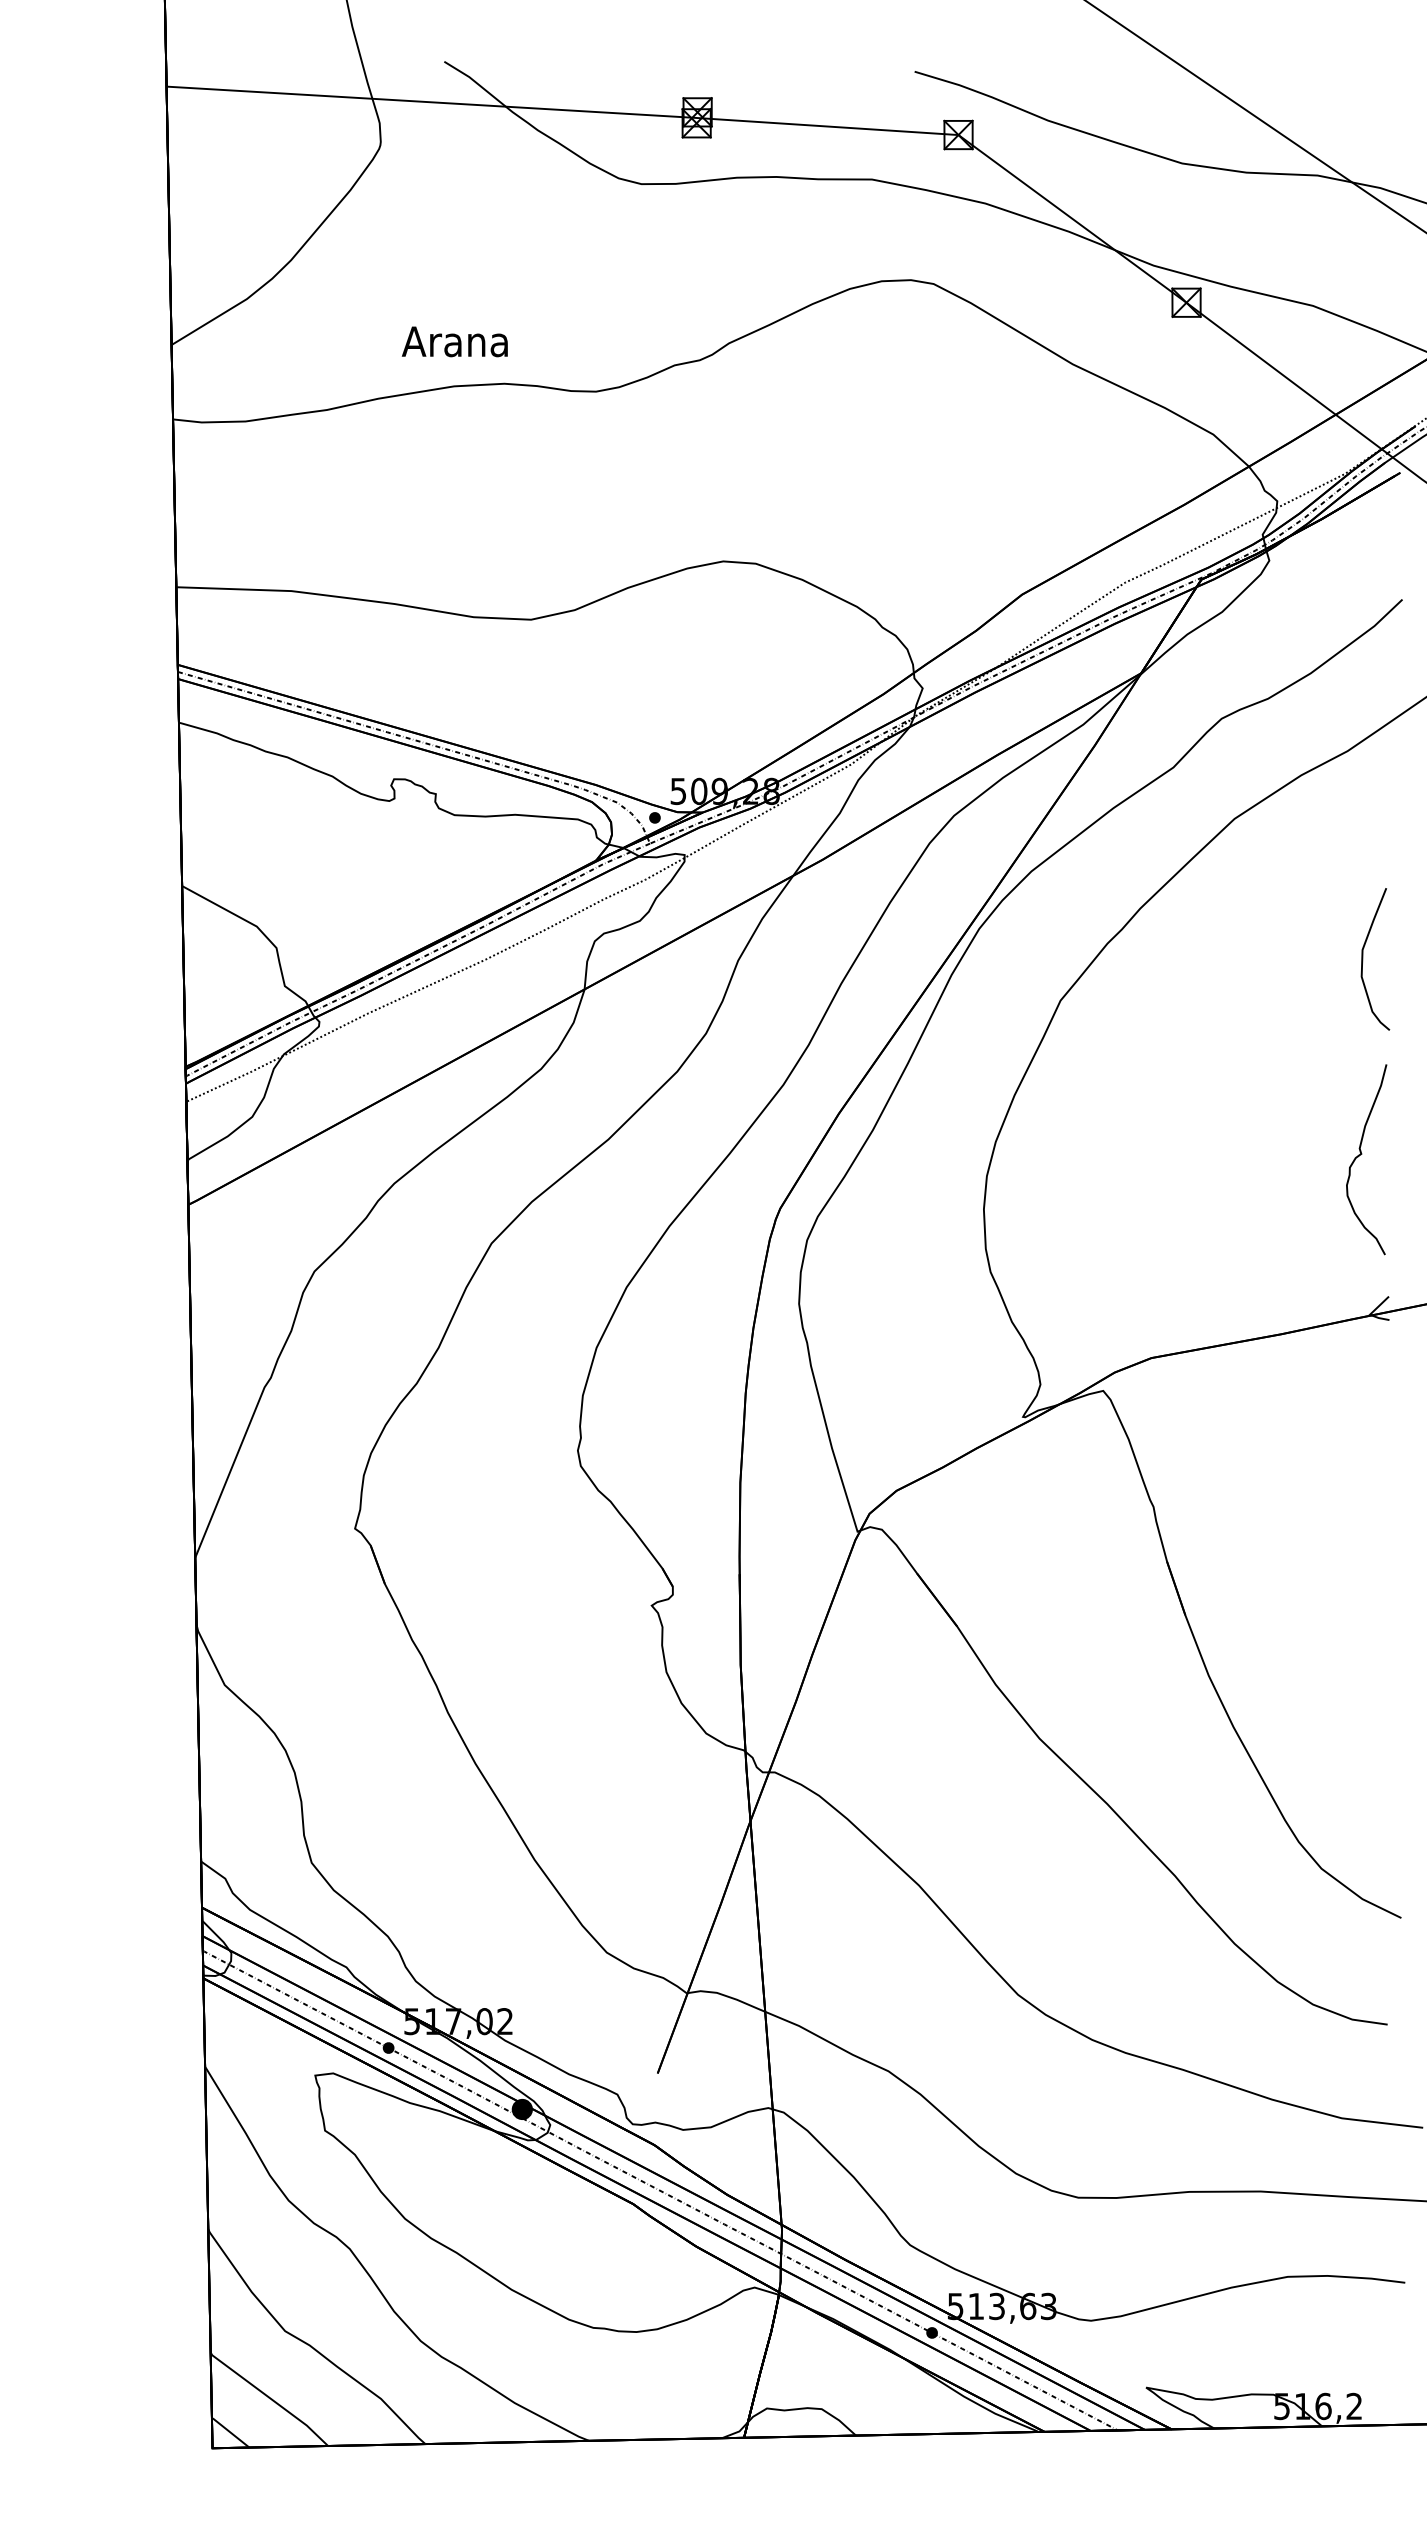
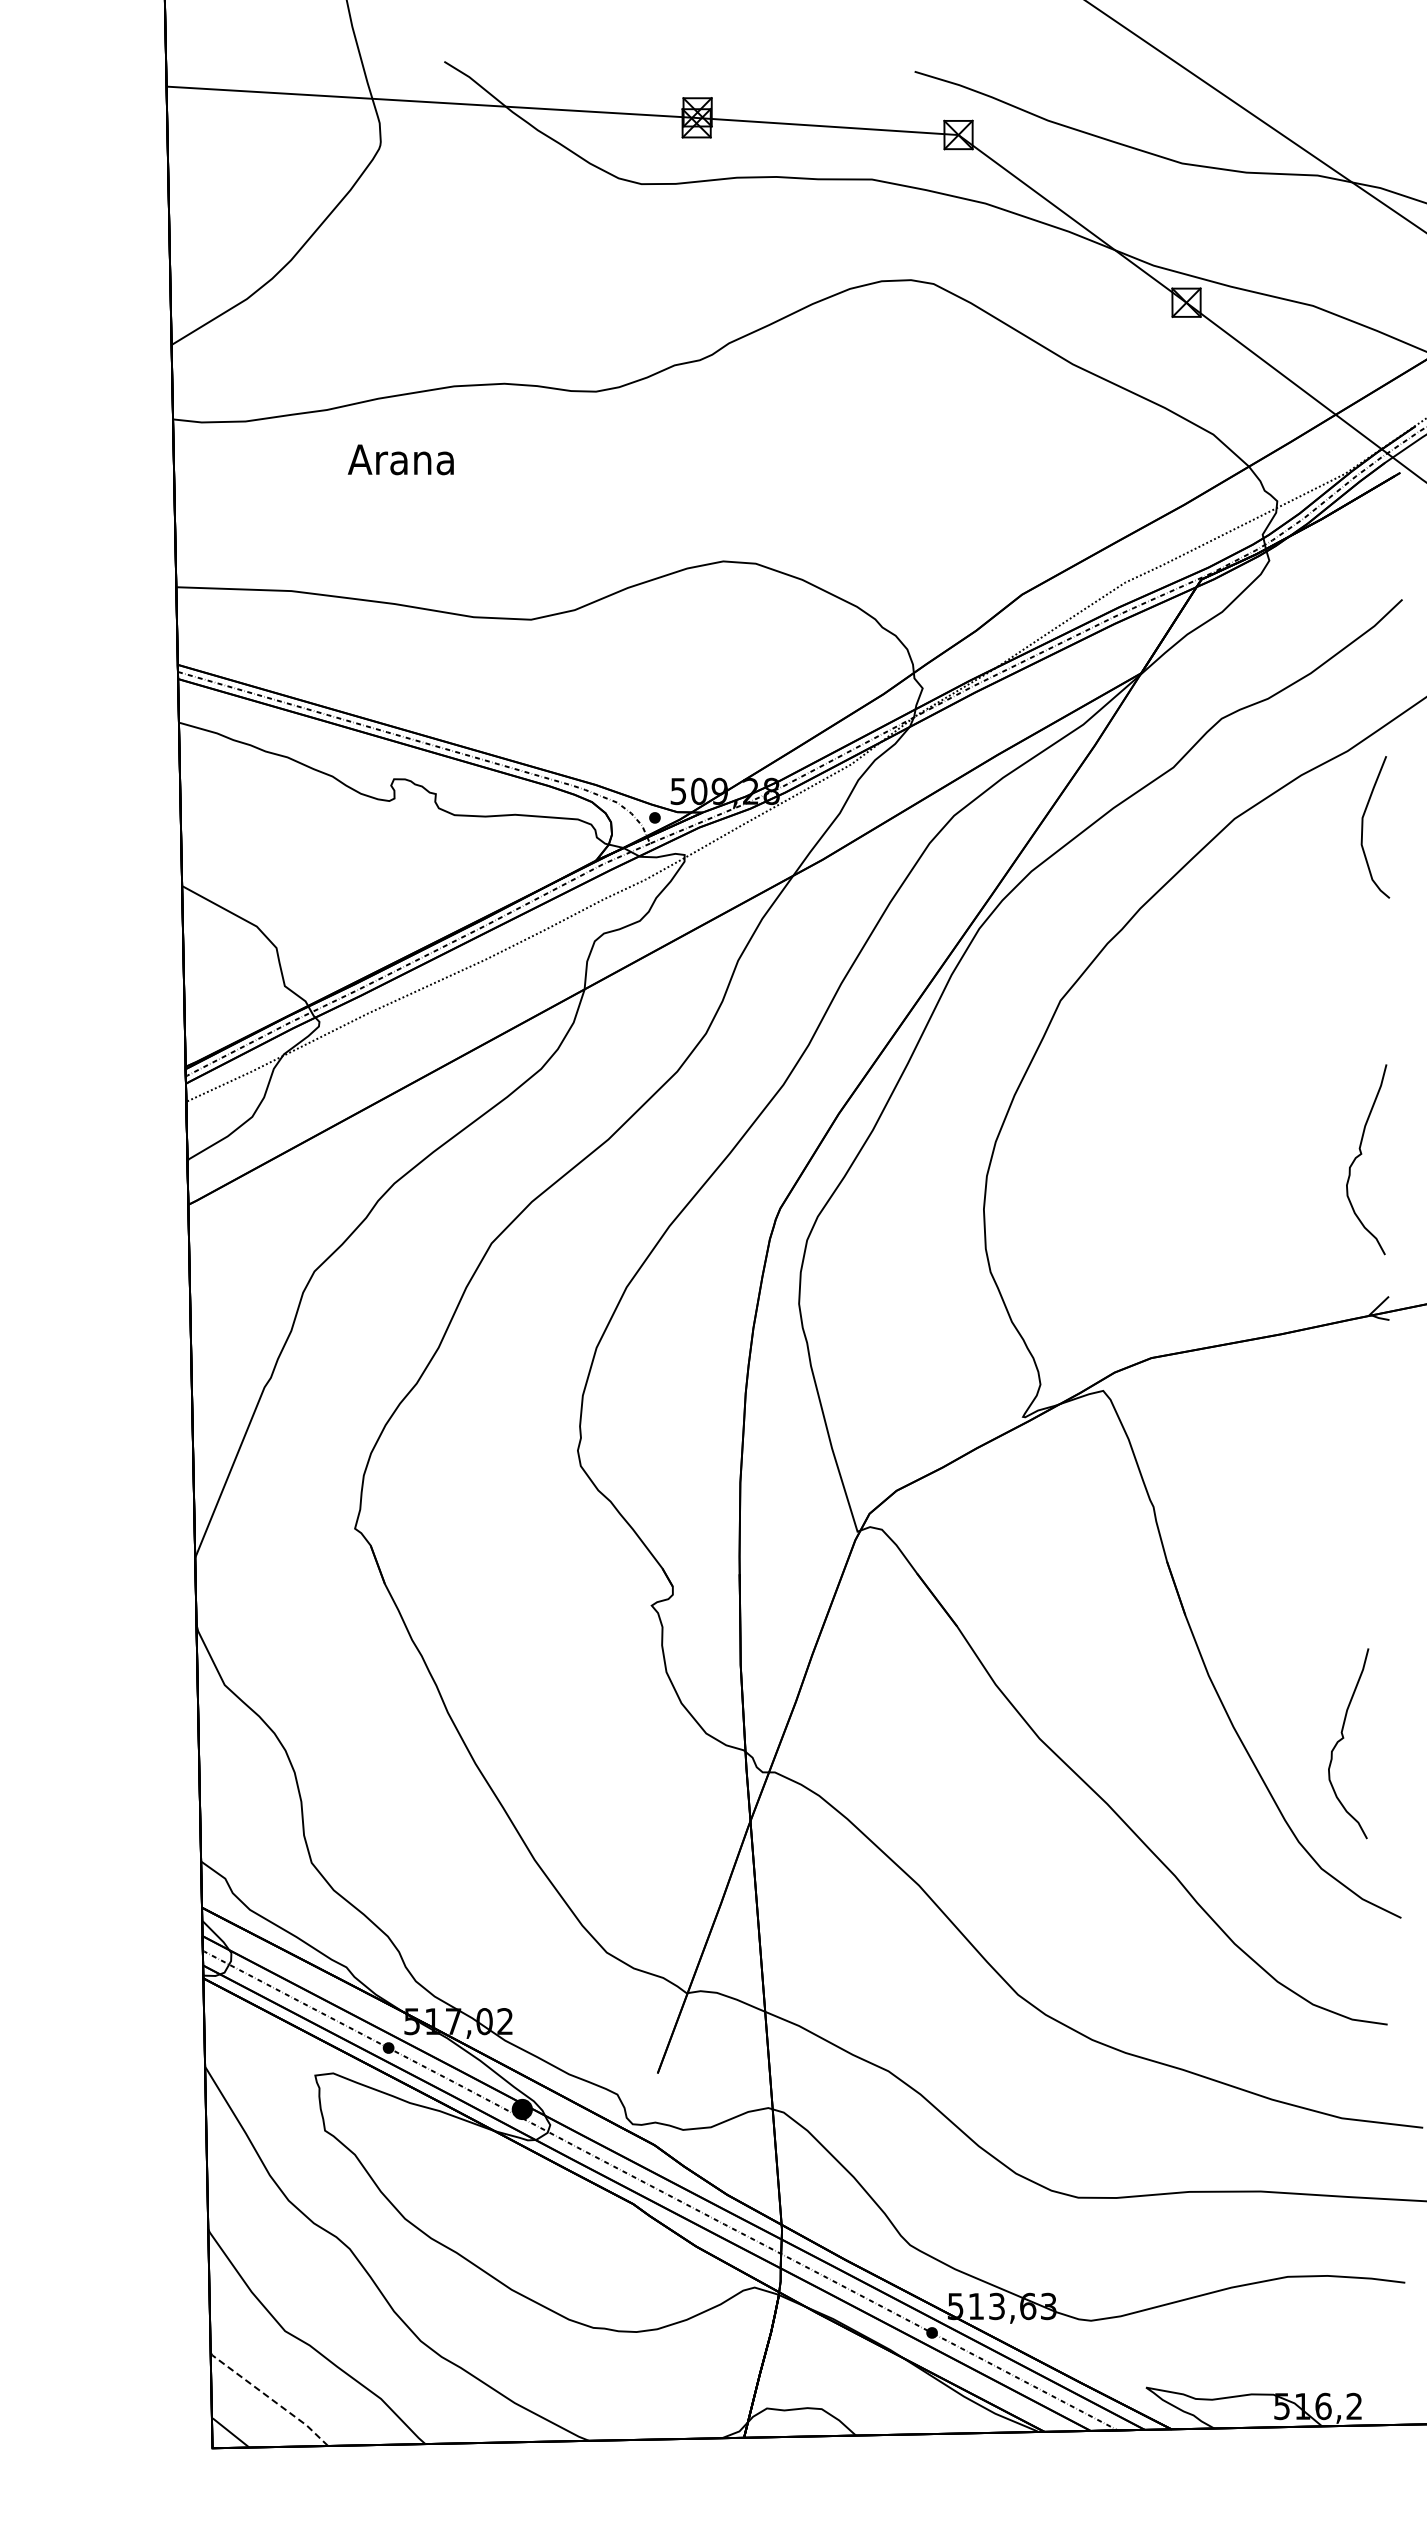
text position: (454, 341) -> (400, 459) (400, 459)
curve position: (1363, 959) -> (1363, 827) (1363, 827)
curve: none -> present (1344, 1738)
line: solid -> dashed (269, 2398)
